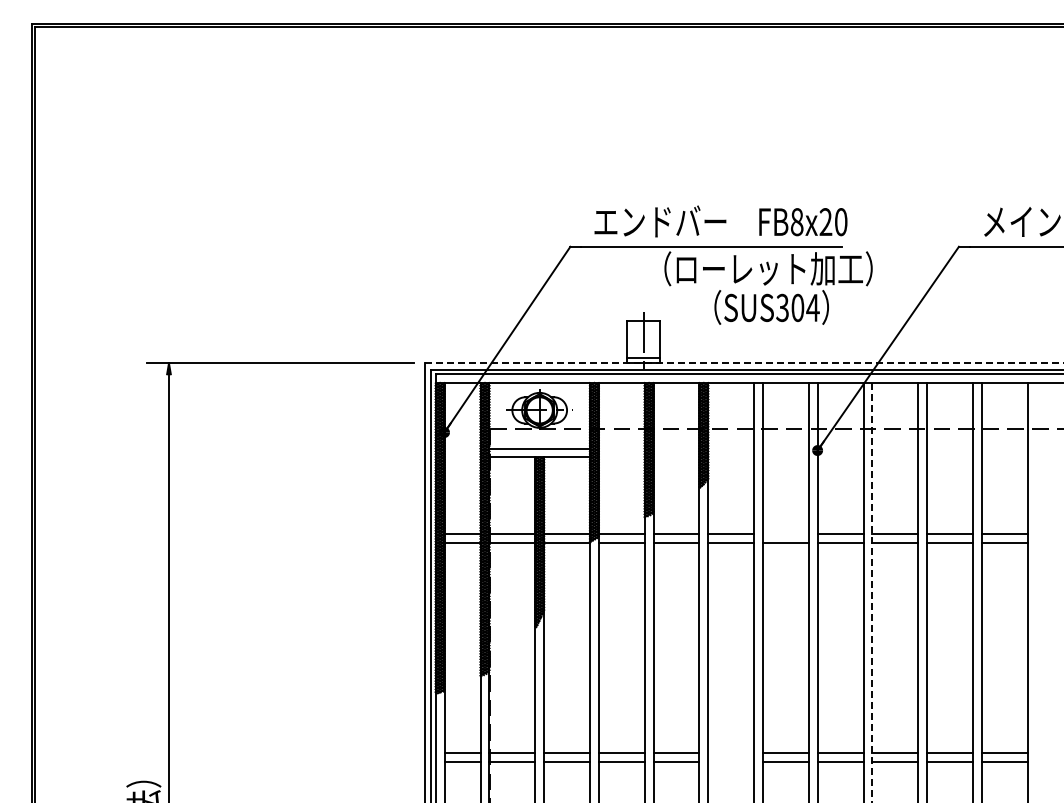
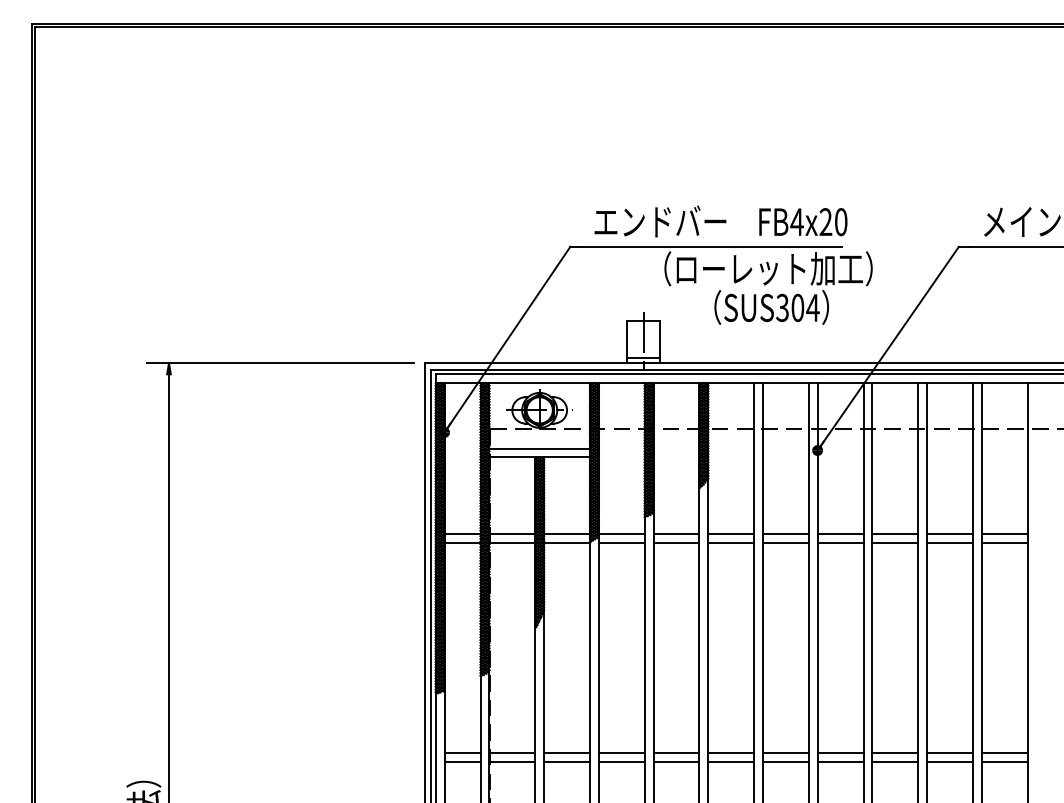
text: FB8x20 -> FB4x20 (796, 222)
line: dashed -> solid (744, 363)
line: none -> present (785, 534)
line: dashed -> solid (872, 592)
line: none -> present (731, 752)
line: none -> present (731, 761)
